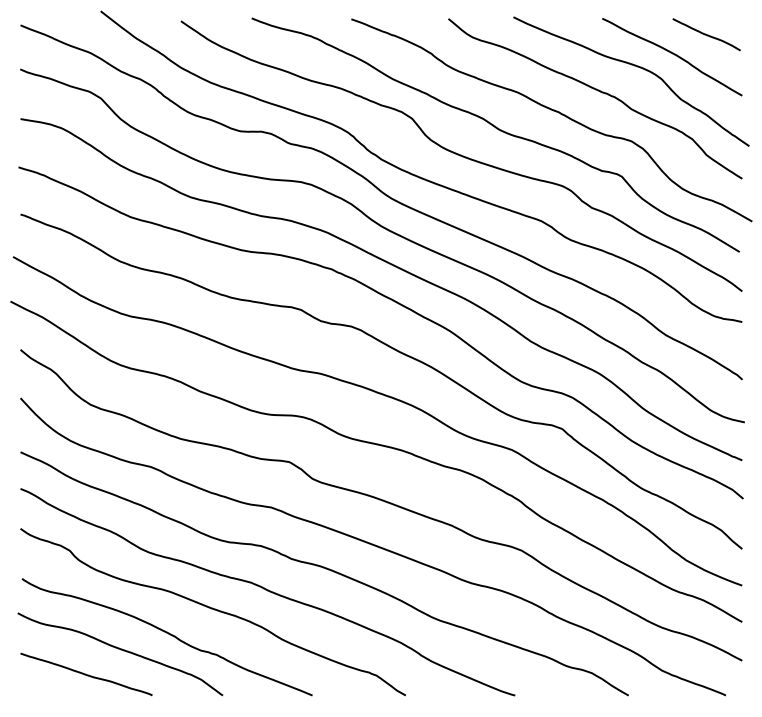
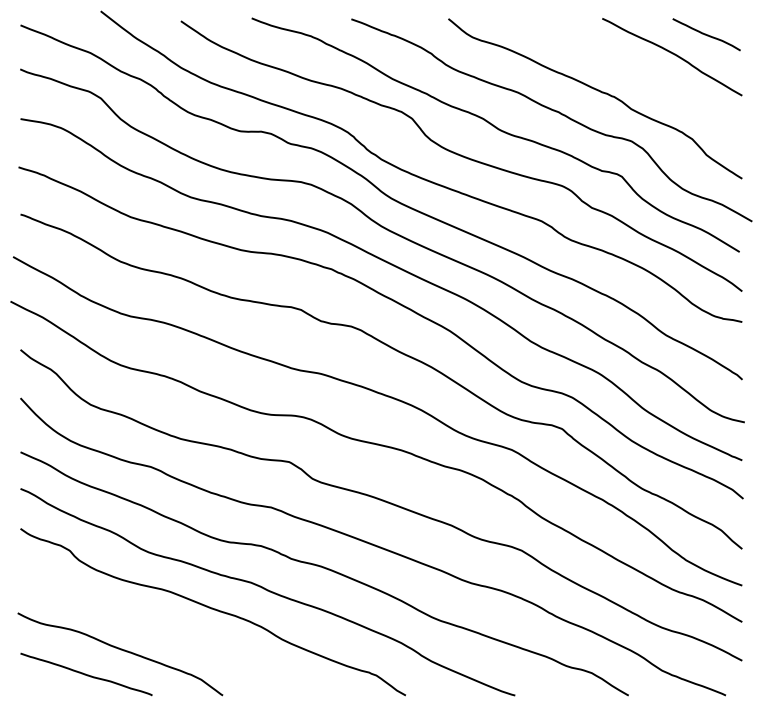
curve: present -> none (637, 67)
curve: present -> none (168, 634)
